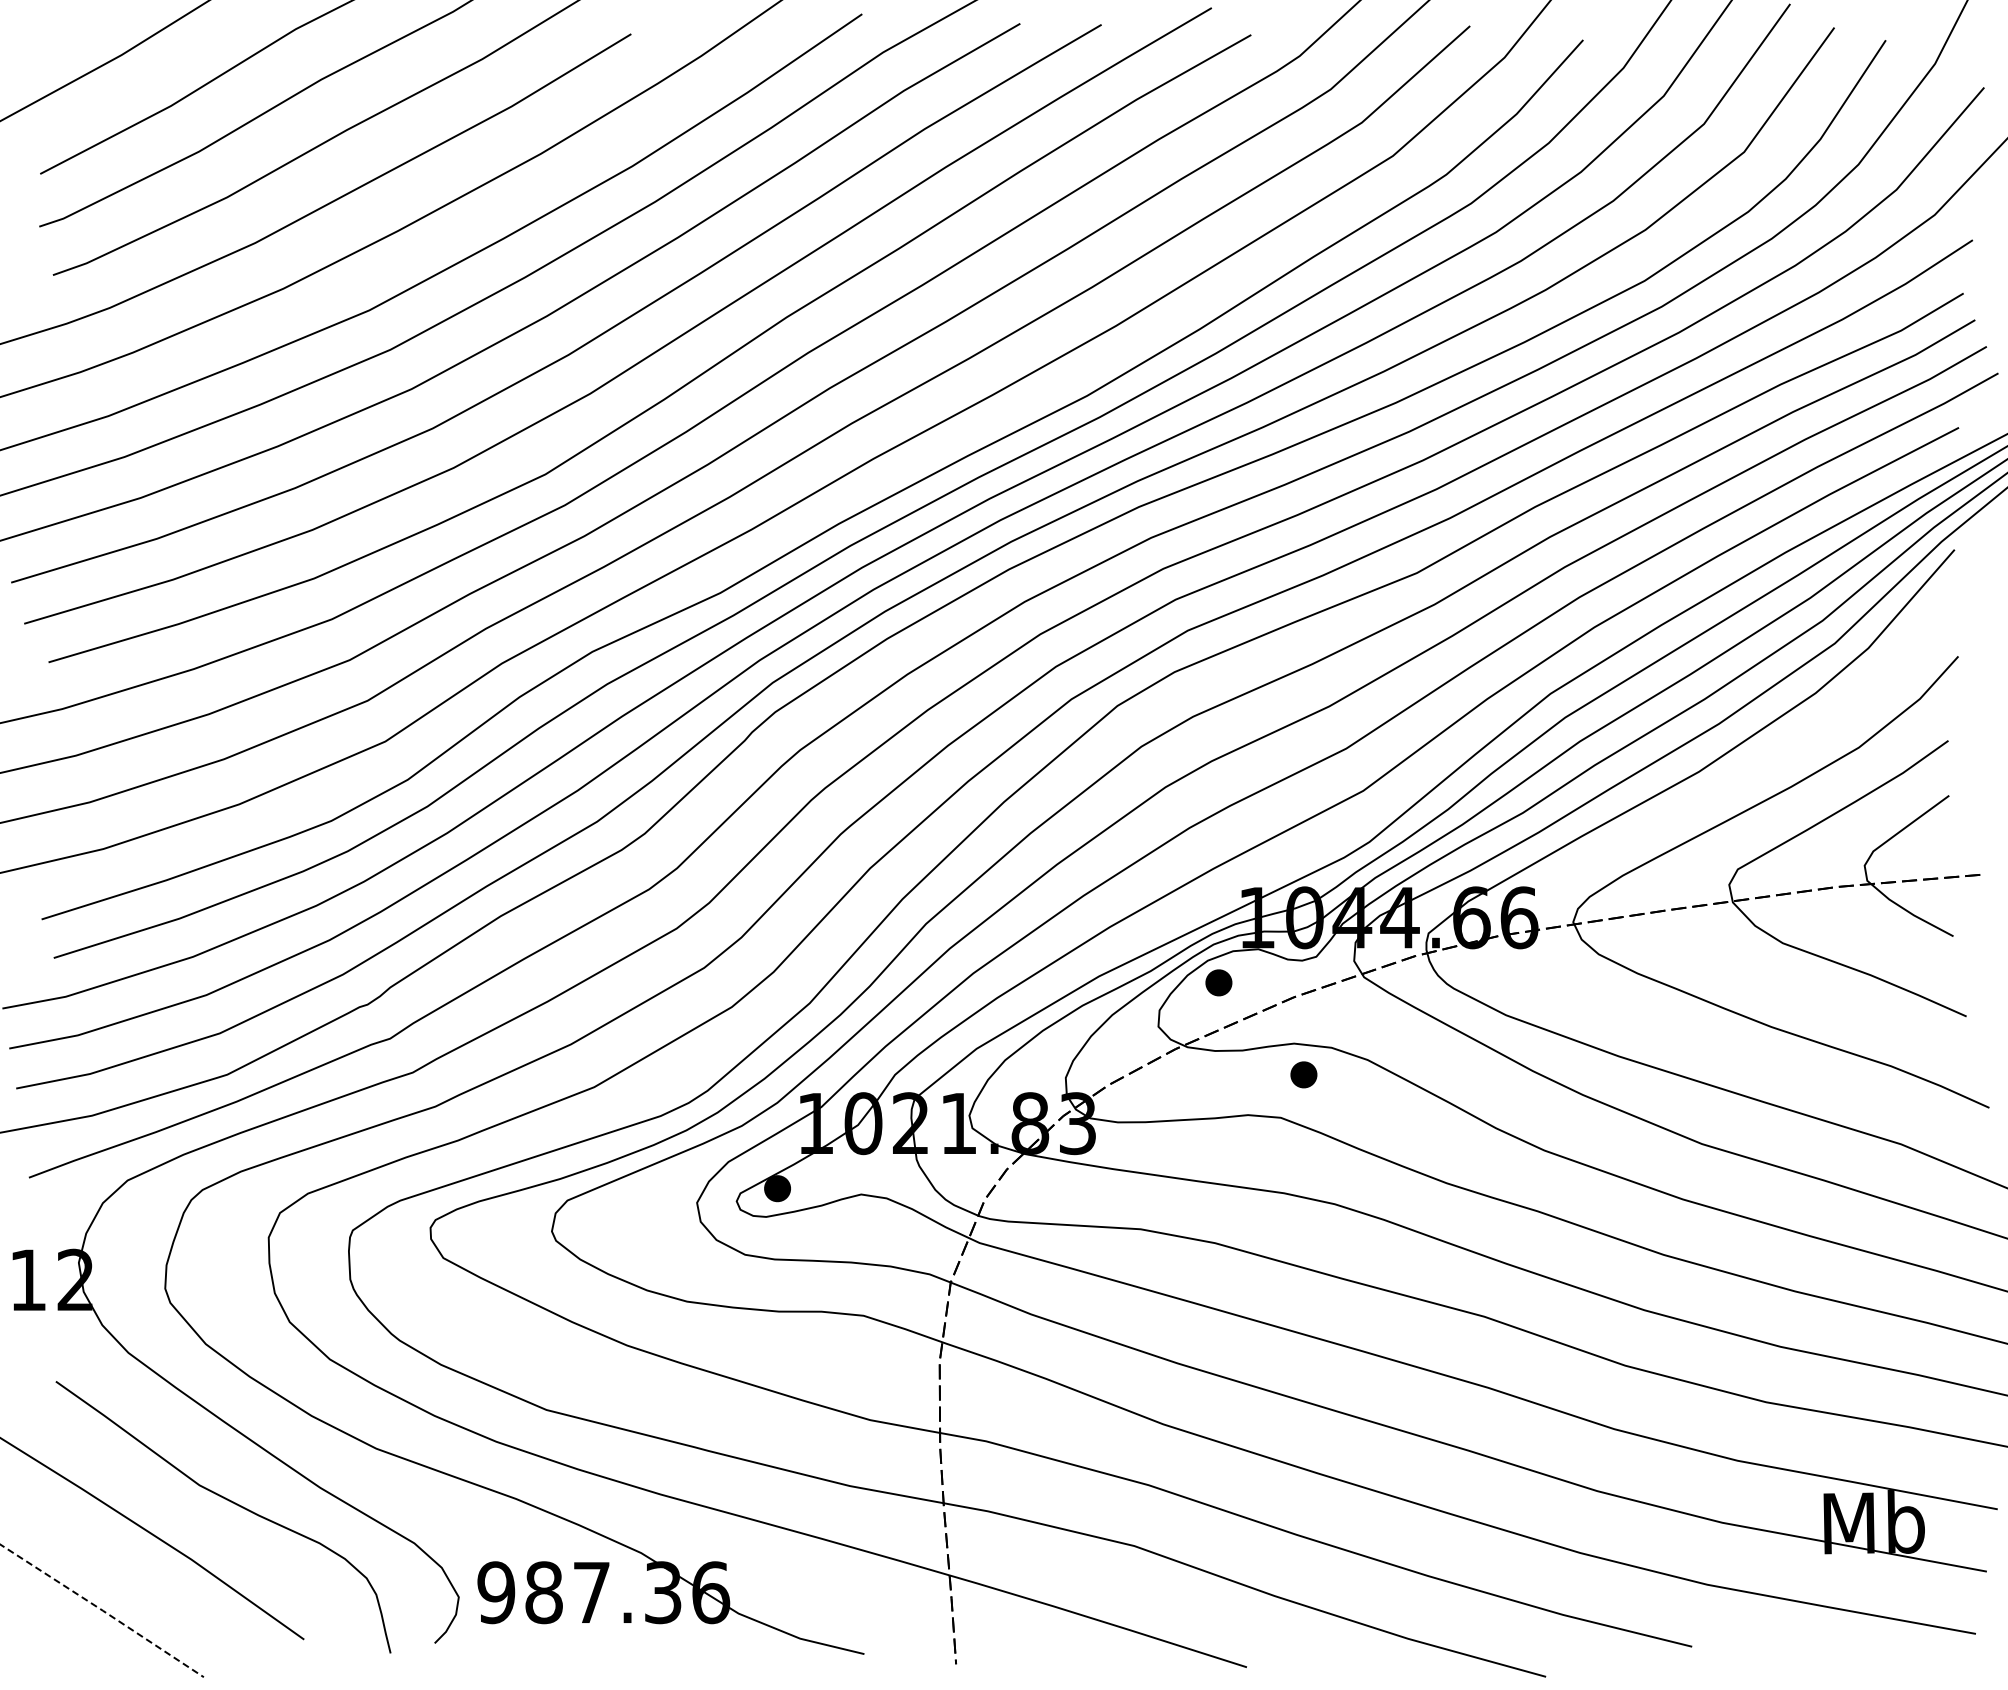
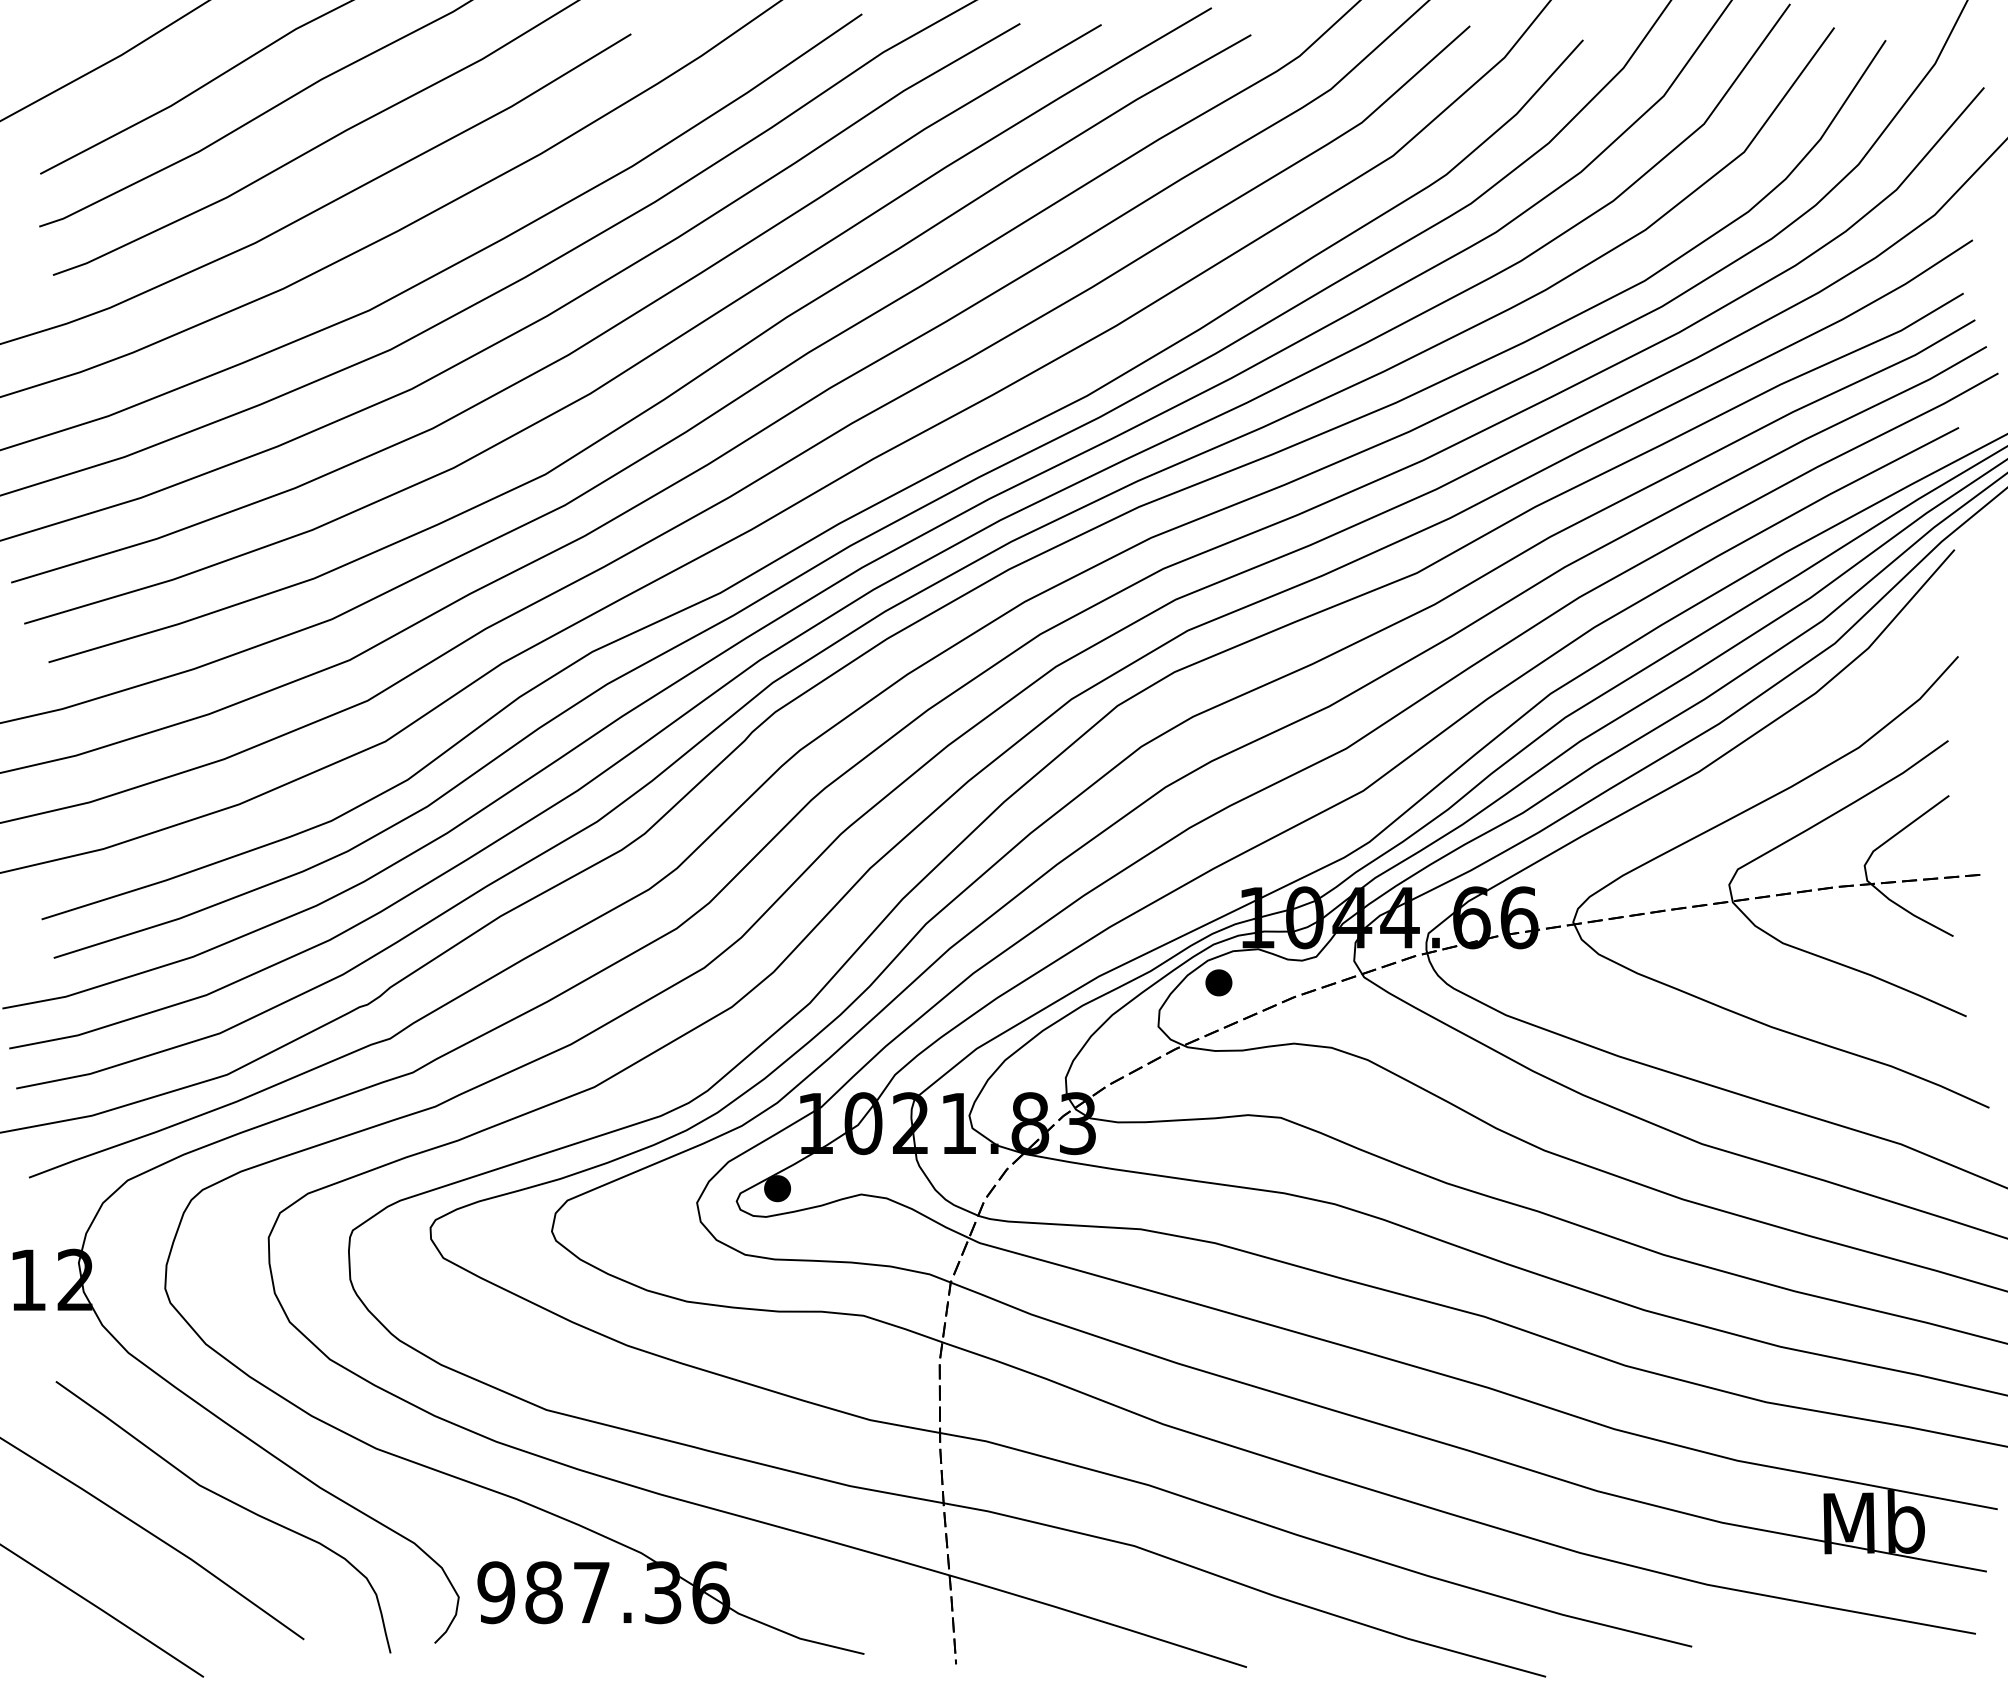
part: present -> none (1303, 1074)
line: dashed -> solid (102, 1610)
